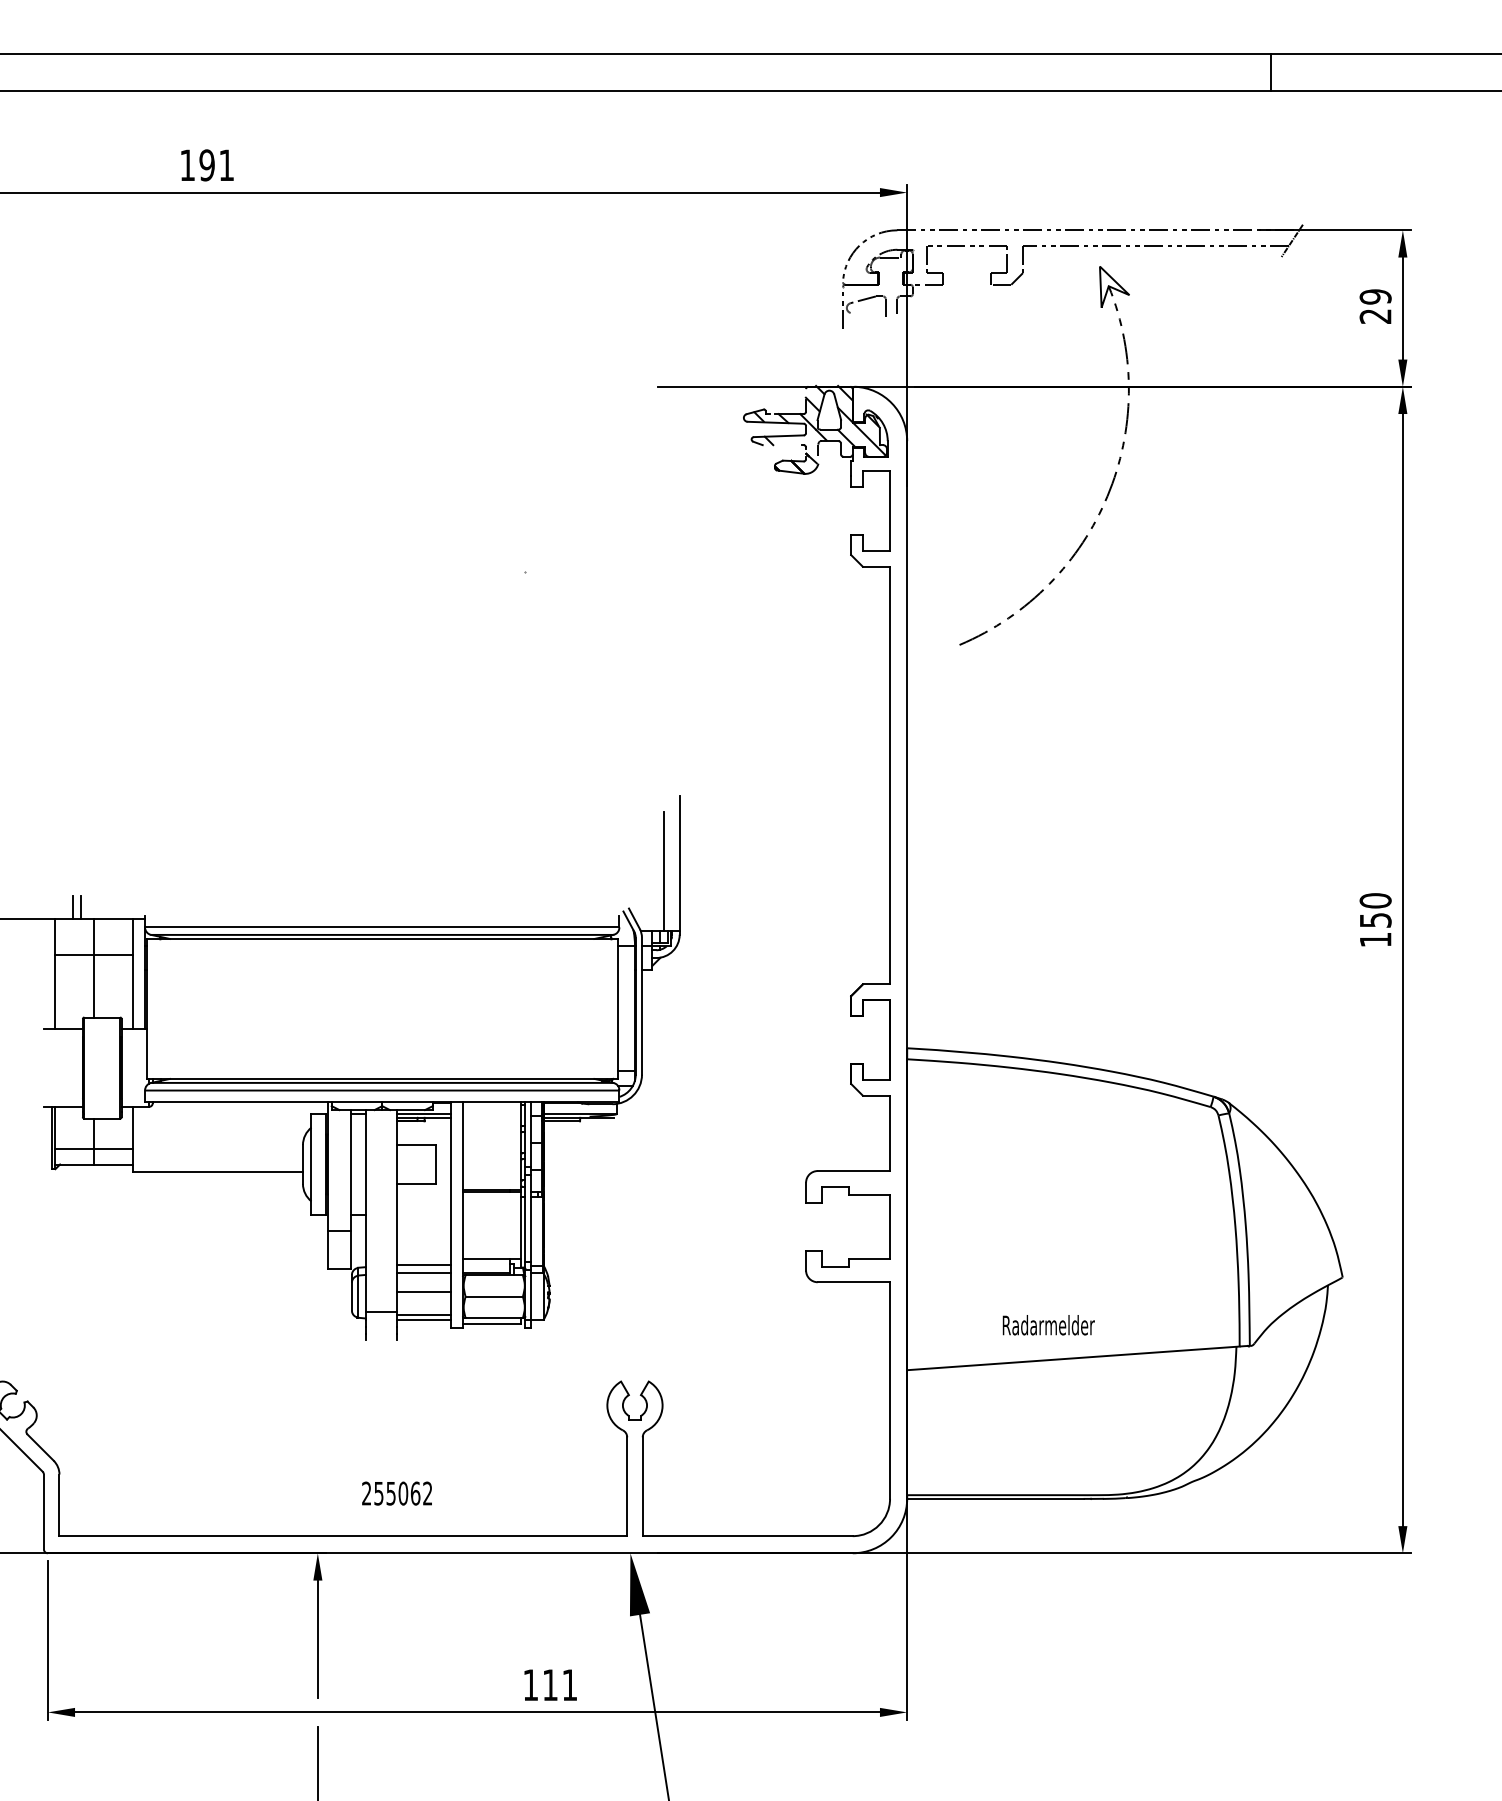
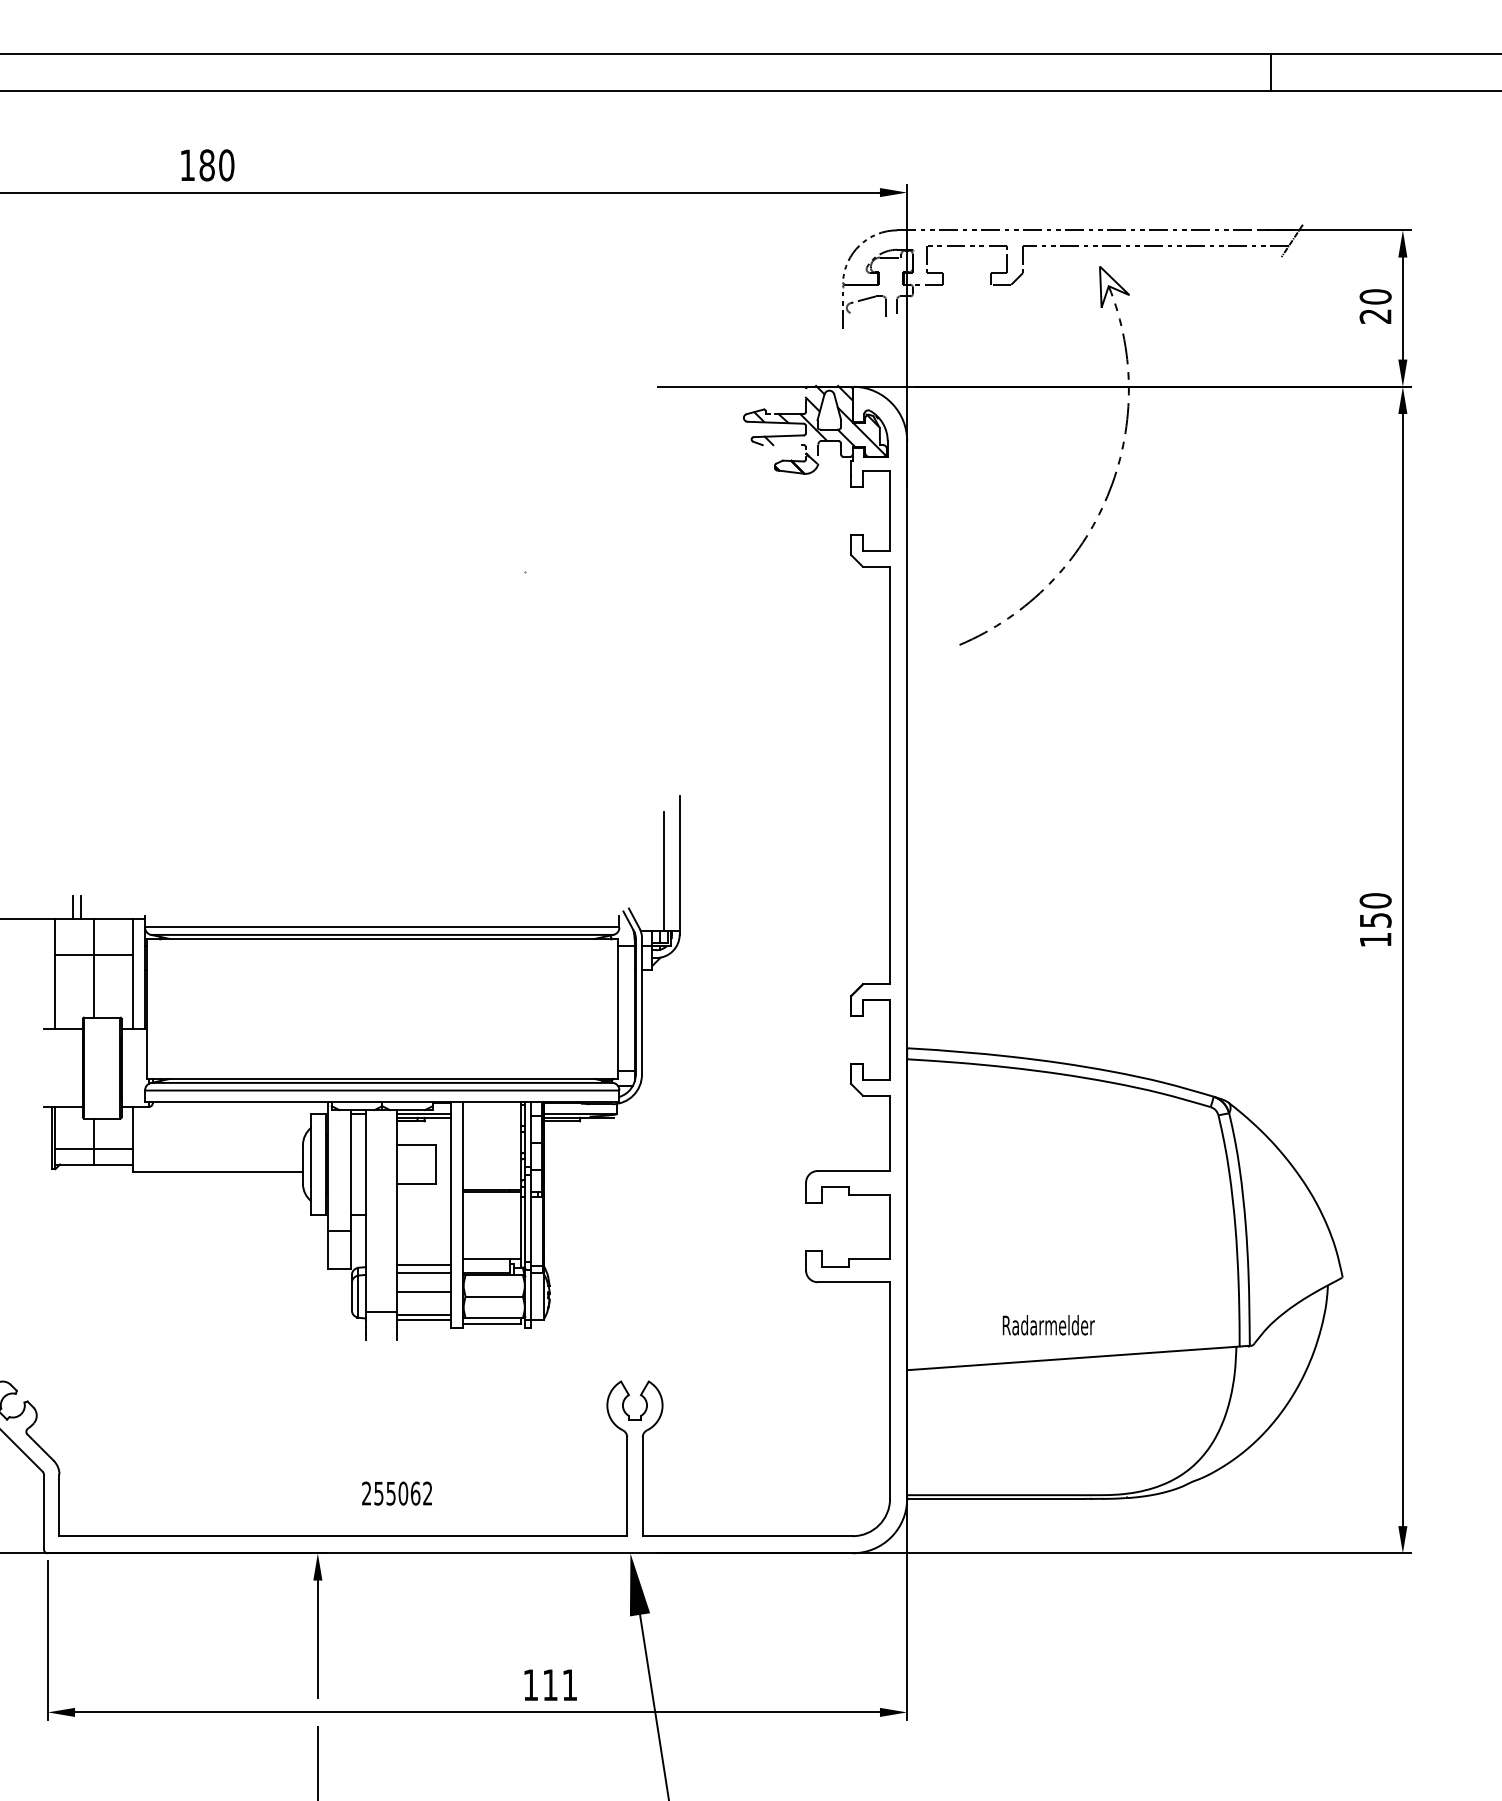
text: 191 -> 180 (216, 165)
text: 29 -> 20 (1375, 296)
